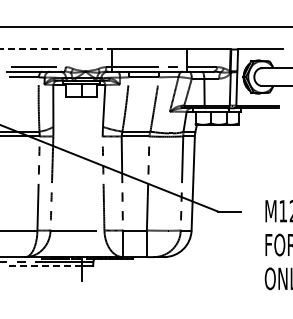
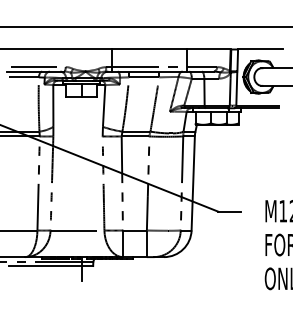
line: dashed -> solid (56, 49)
line: dashed -> solid (45, 266)
